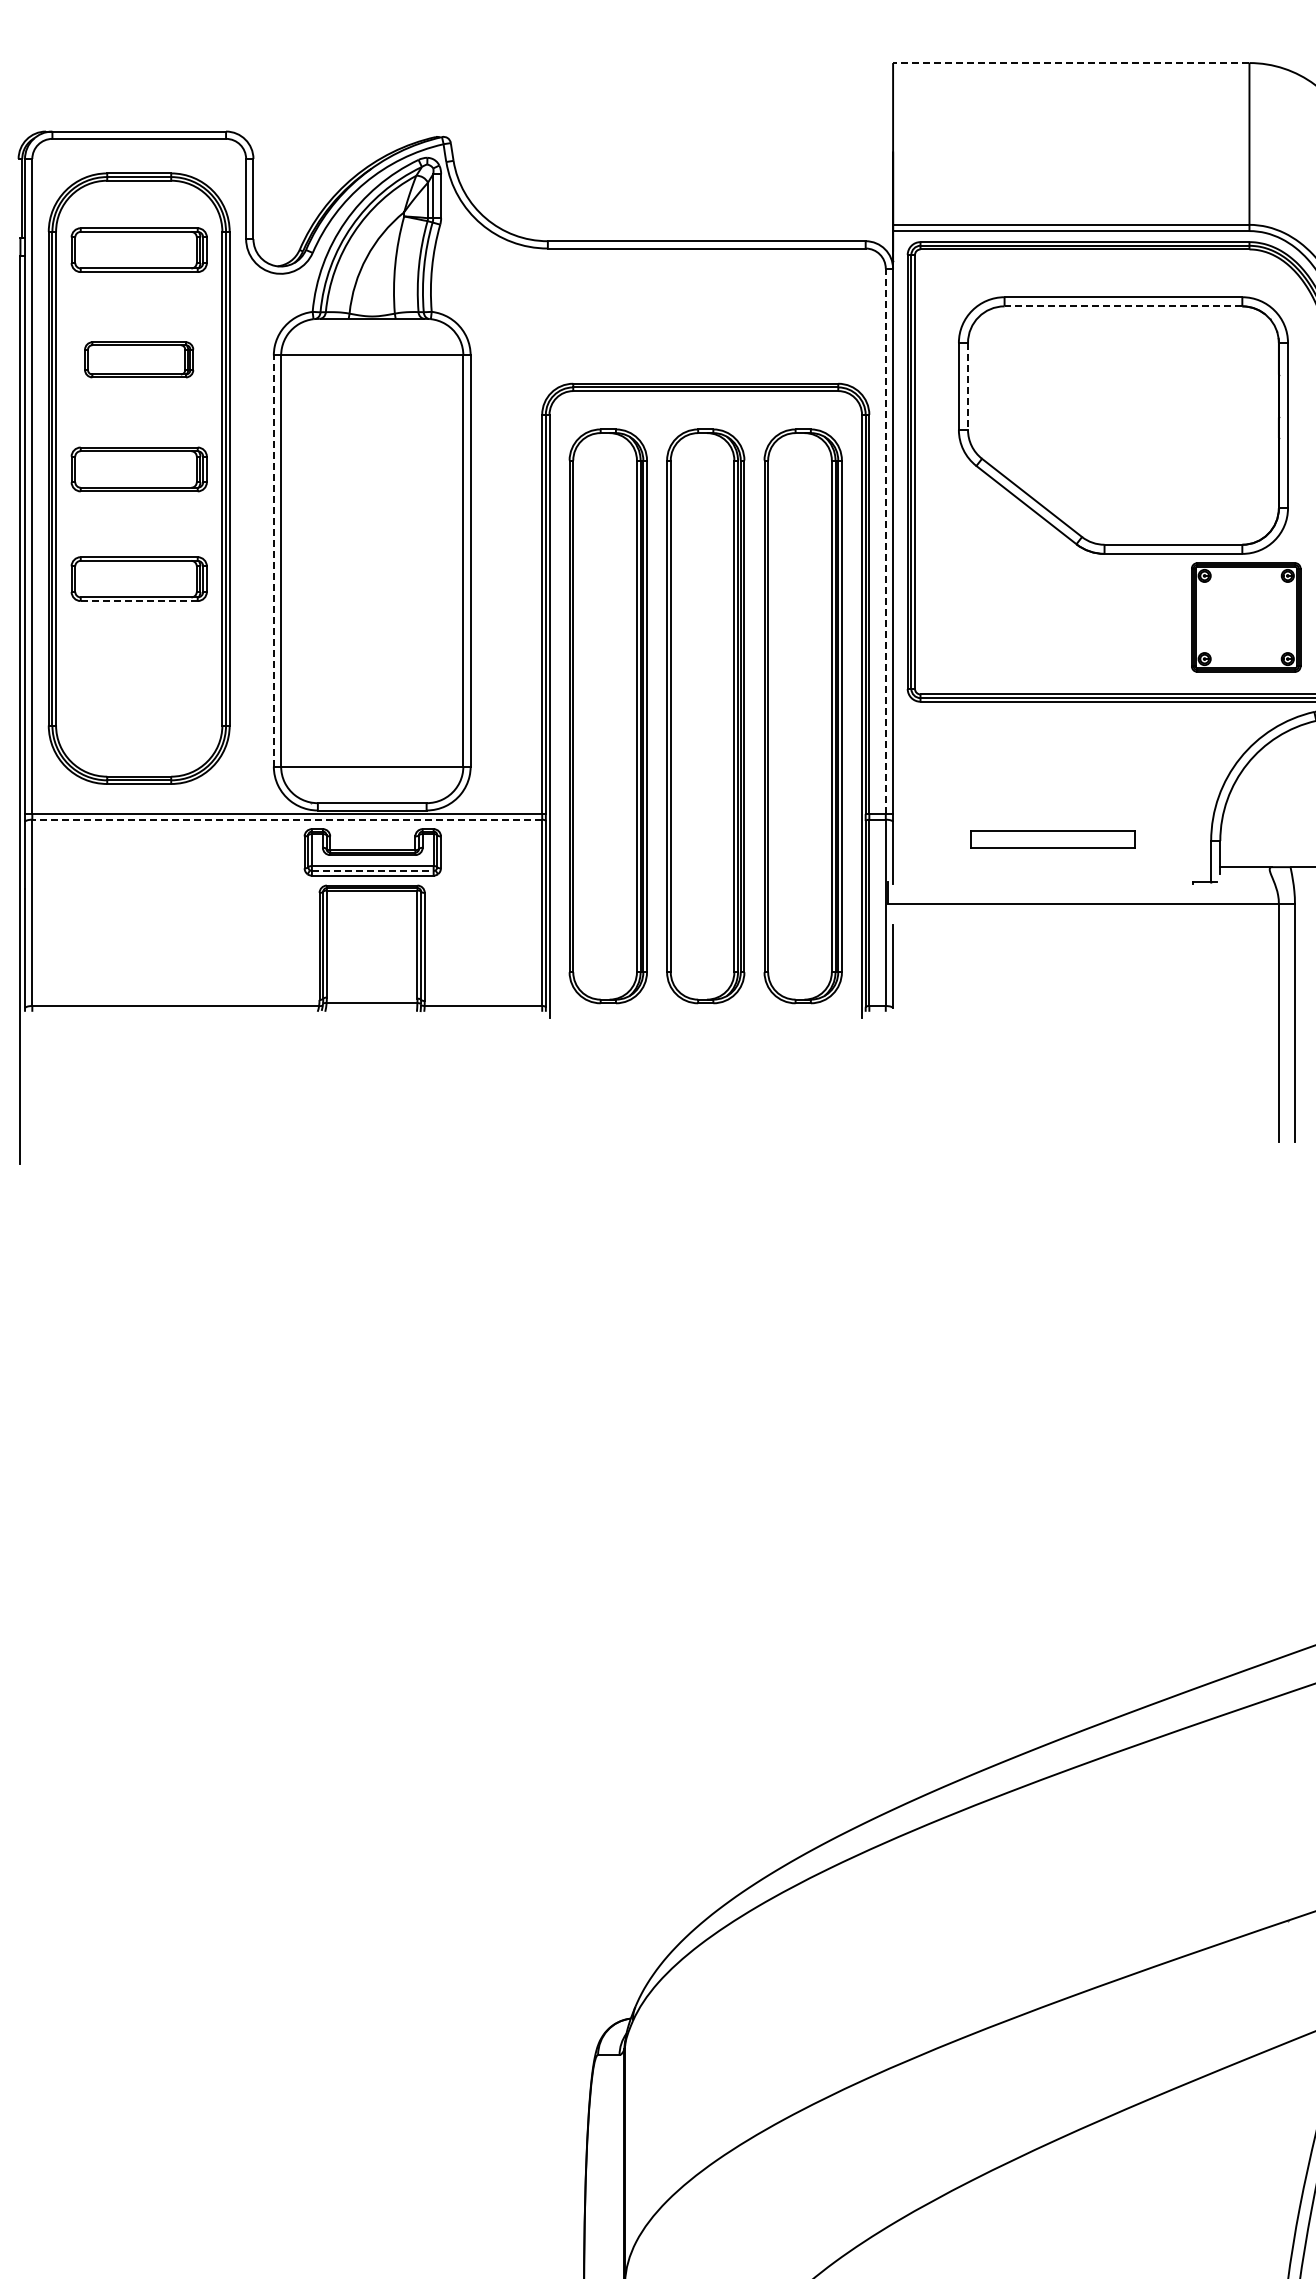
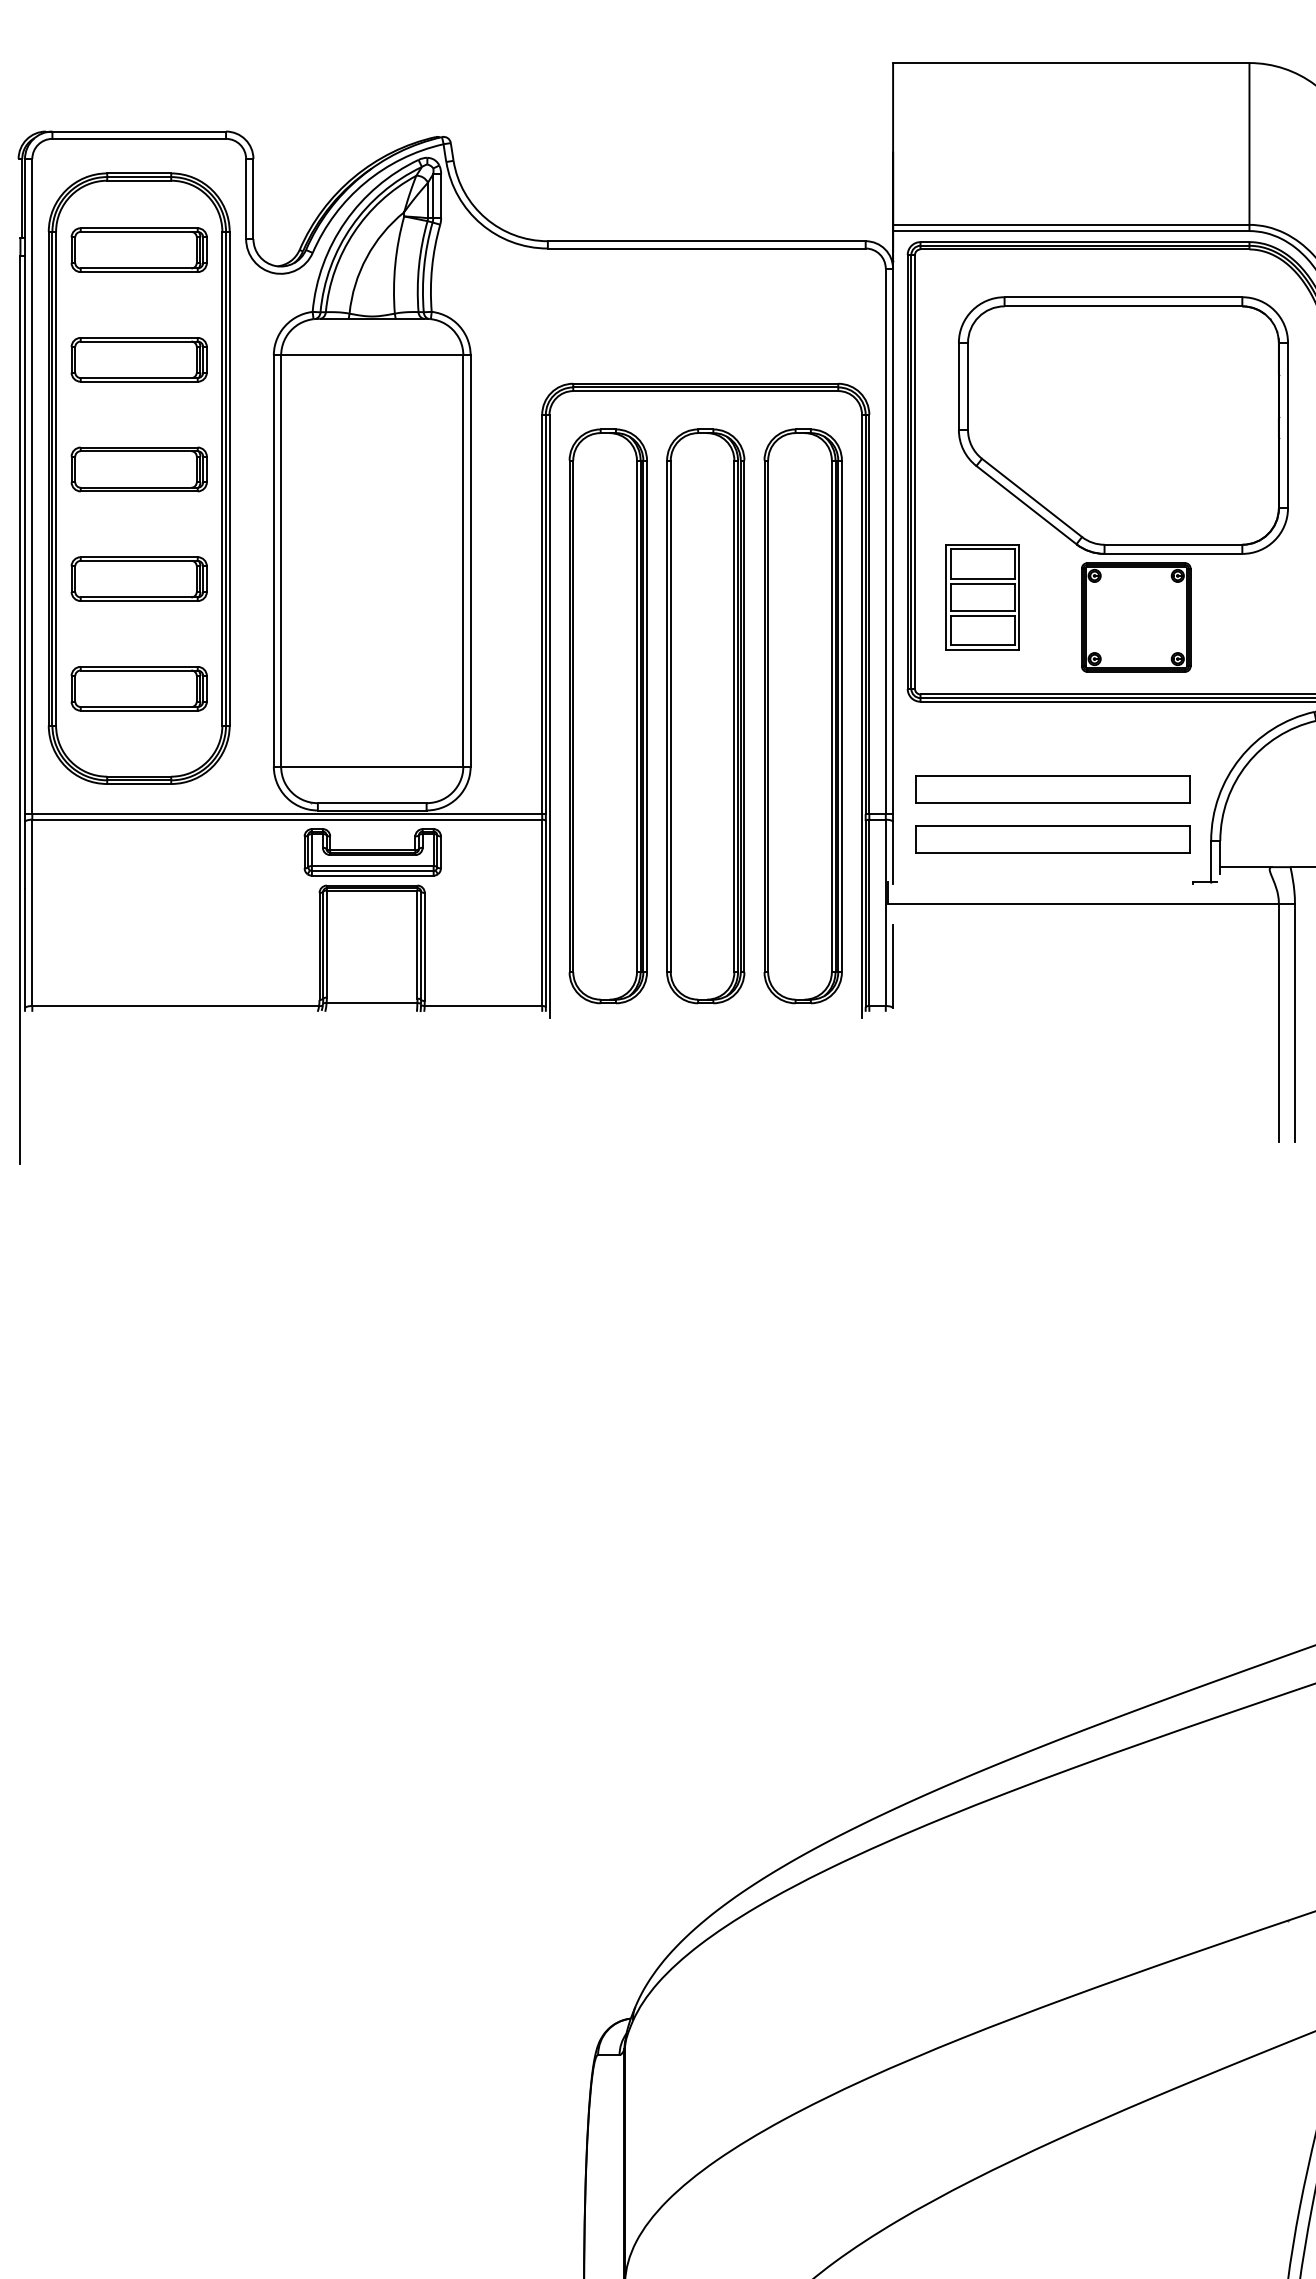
line: dashed -> solid (1070, 63)
line: dashed -> solid (1123, 306)
part size: 111x38 px -> 138x46 px (138, 359)
line: dashed -> solid (968, 386)
line: dashed -> solid (885, 541)
line: dashed -> solid (273, 561)
part: none -> present (982, 597)
line: dashed -> solid (138, 601)
part position: (1246, 617) -> (1136, 617) (1136, 617)
part: none -> present (138, 688)
part: none -> present (1052, 789)
line: dashed -> solid (287, 819)
part size: 166x19 px -> 276x29 px (1052, 839)
line: dashed -> solid (372, 870)
